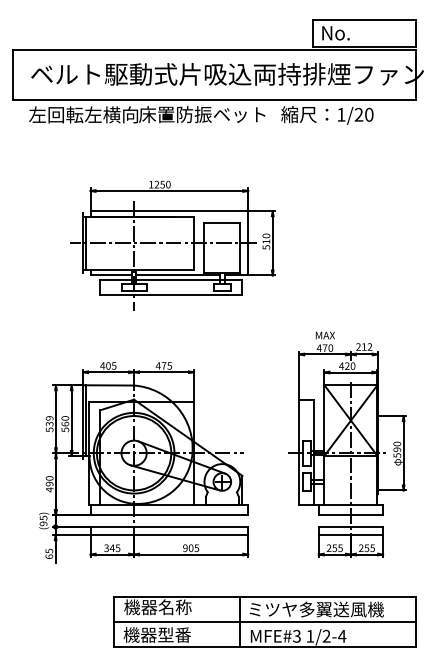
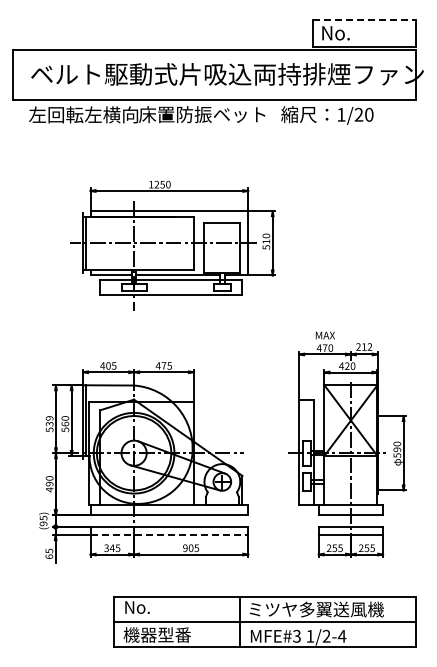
line: solid -> dashed (364, 20)
line: solid -> dashed (169, 535)
text: 機器名称 -> No. (157, 607)
